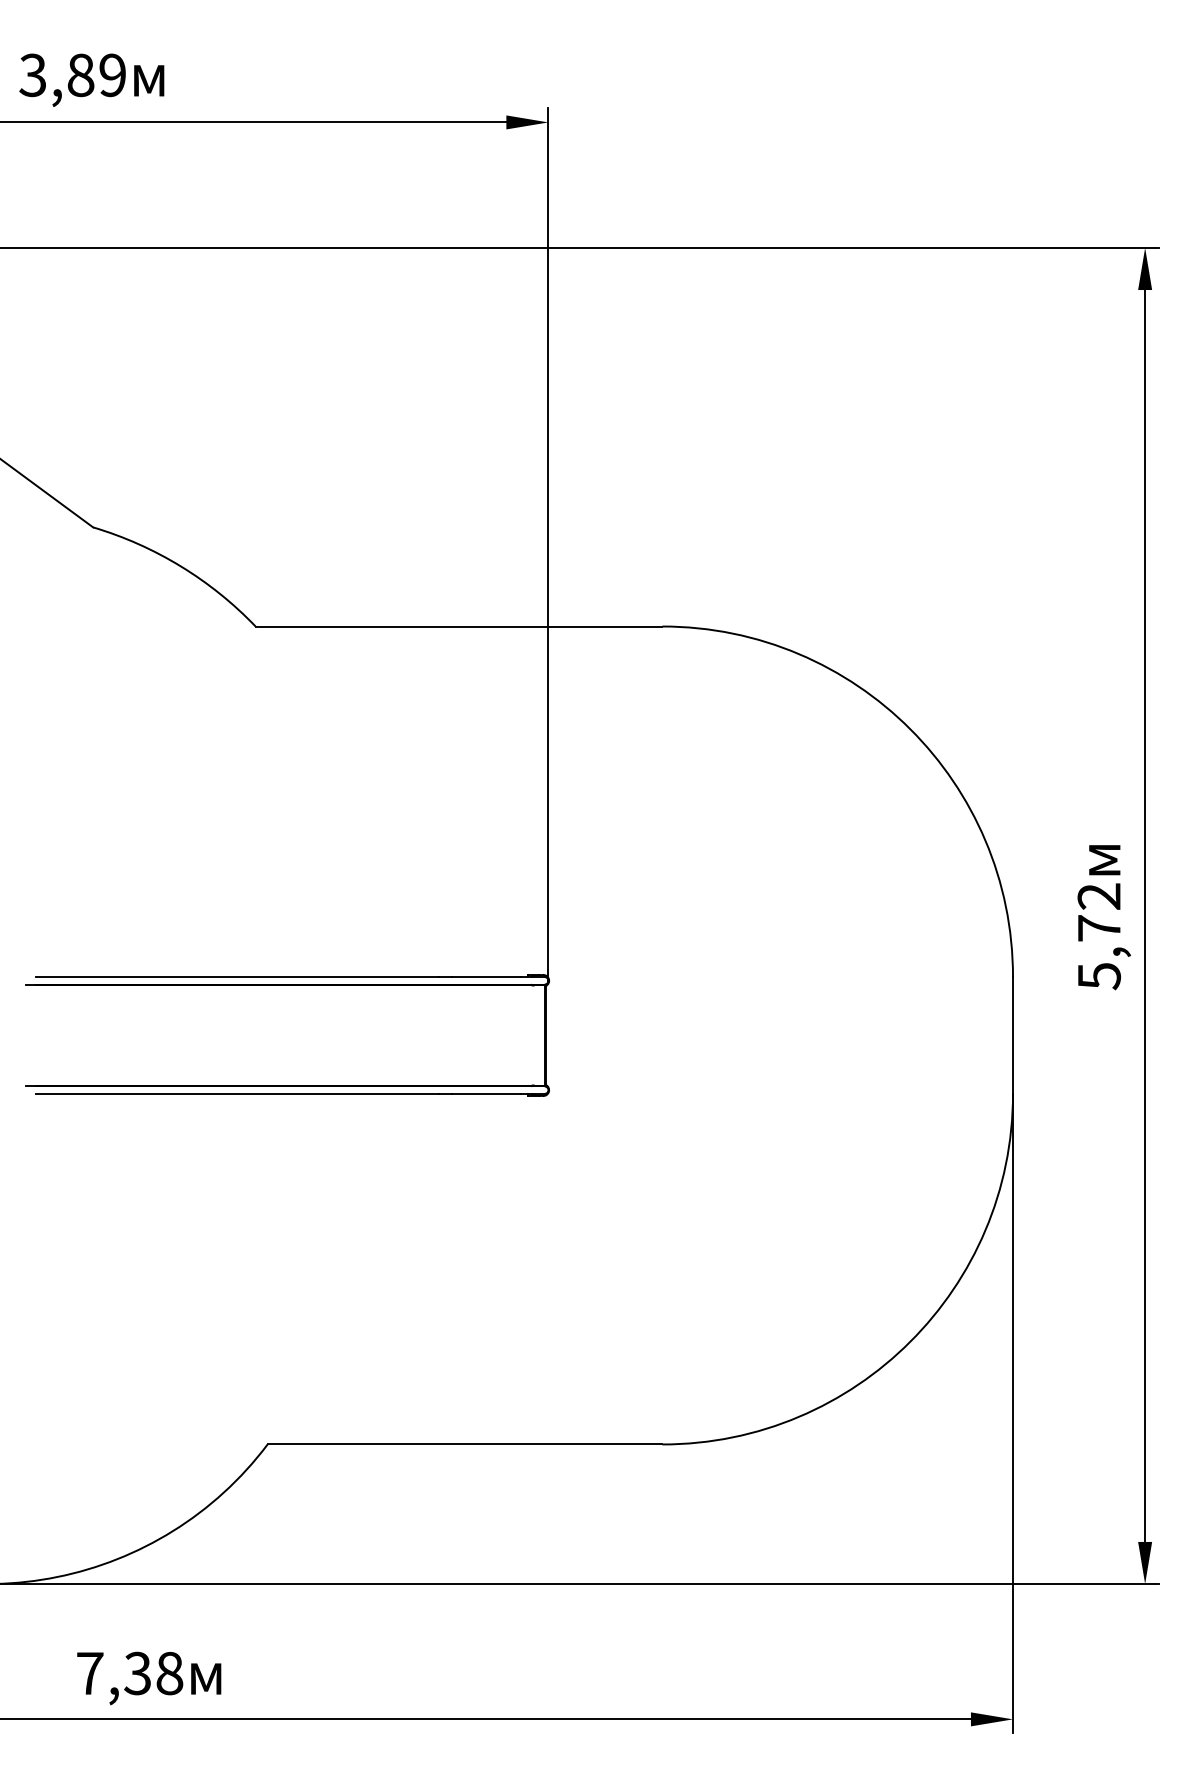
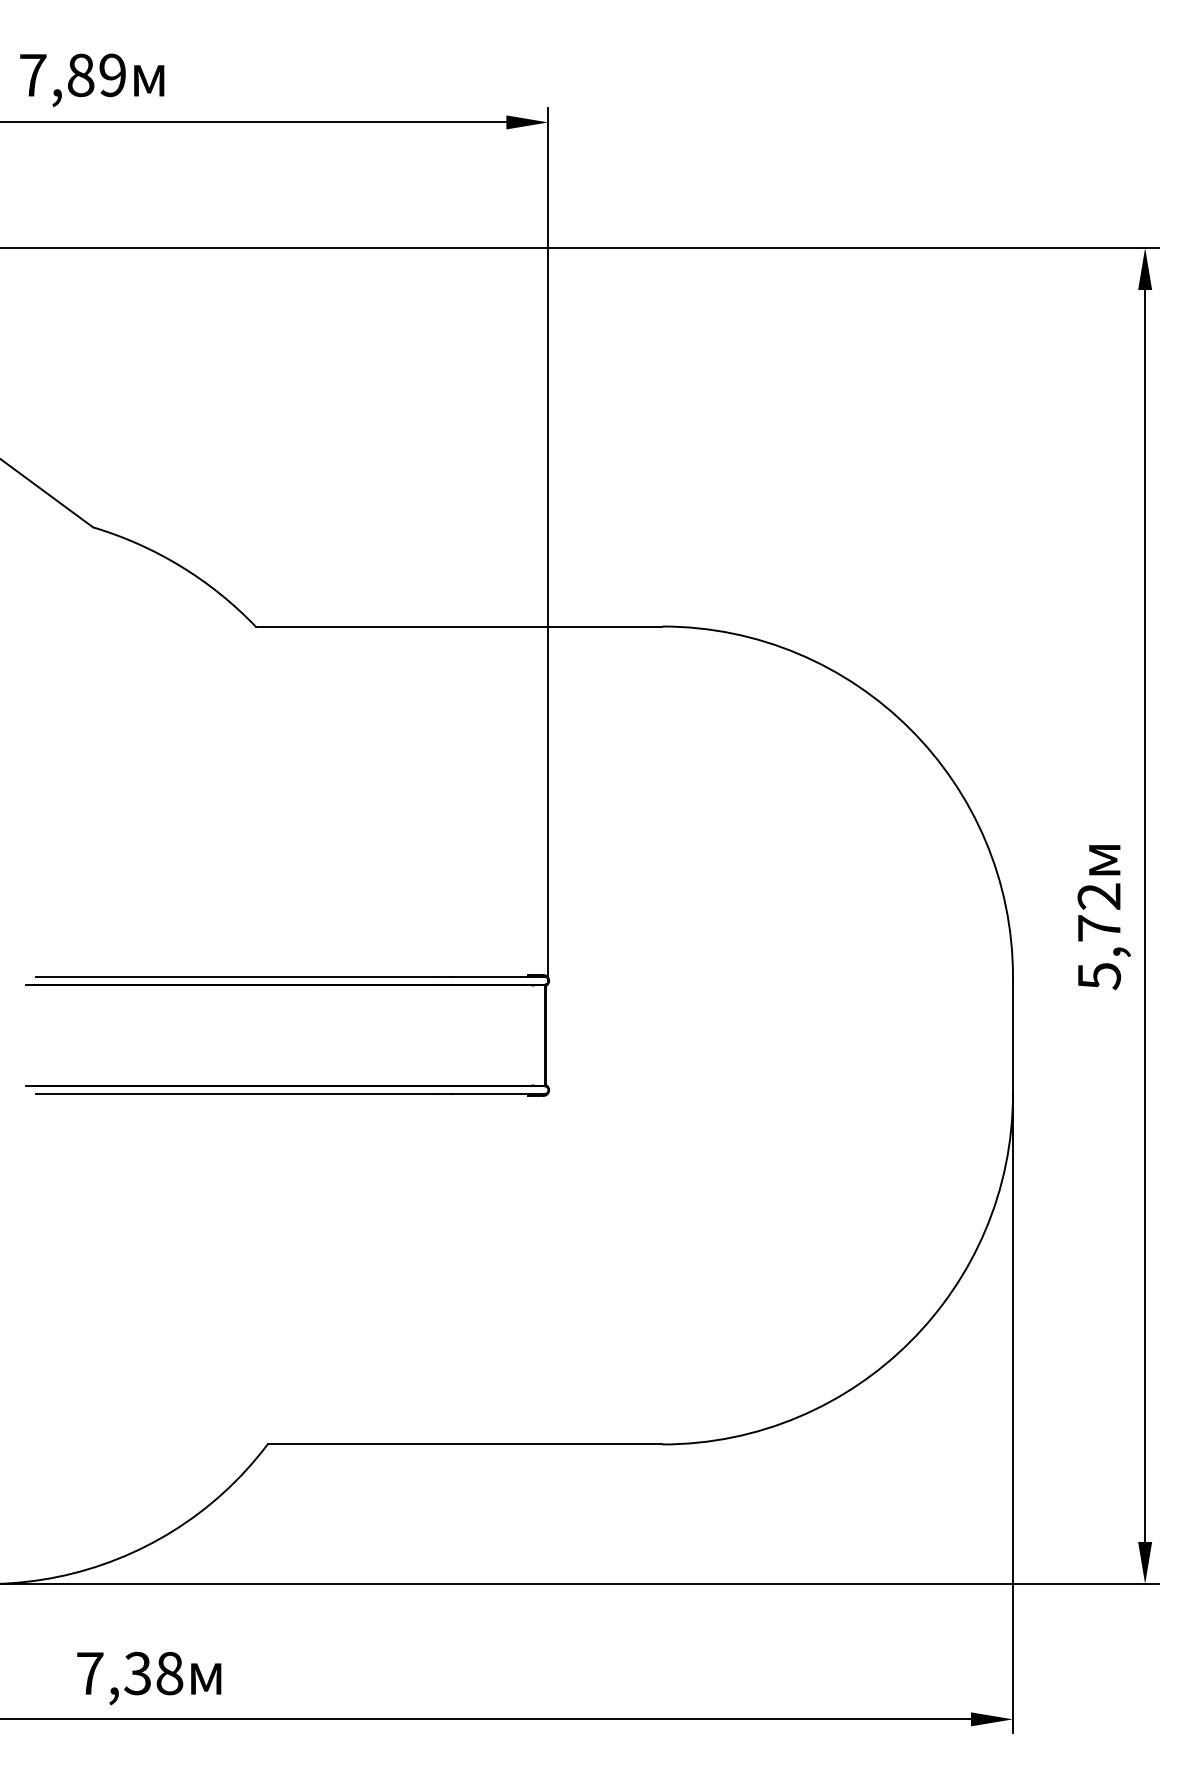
text: 3,89 -> 7,89 (32, 75)
